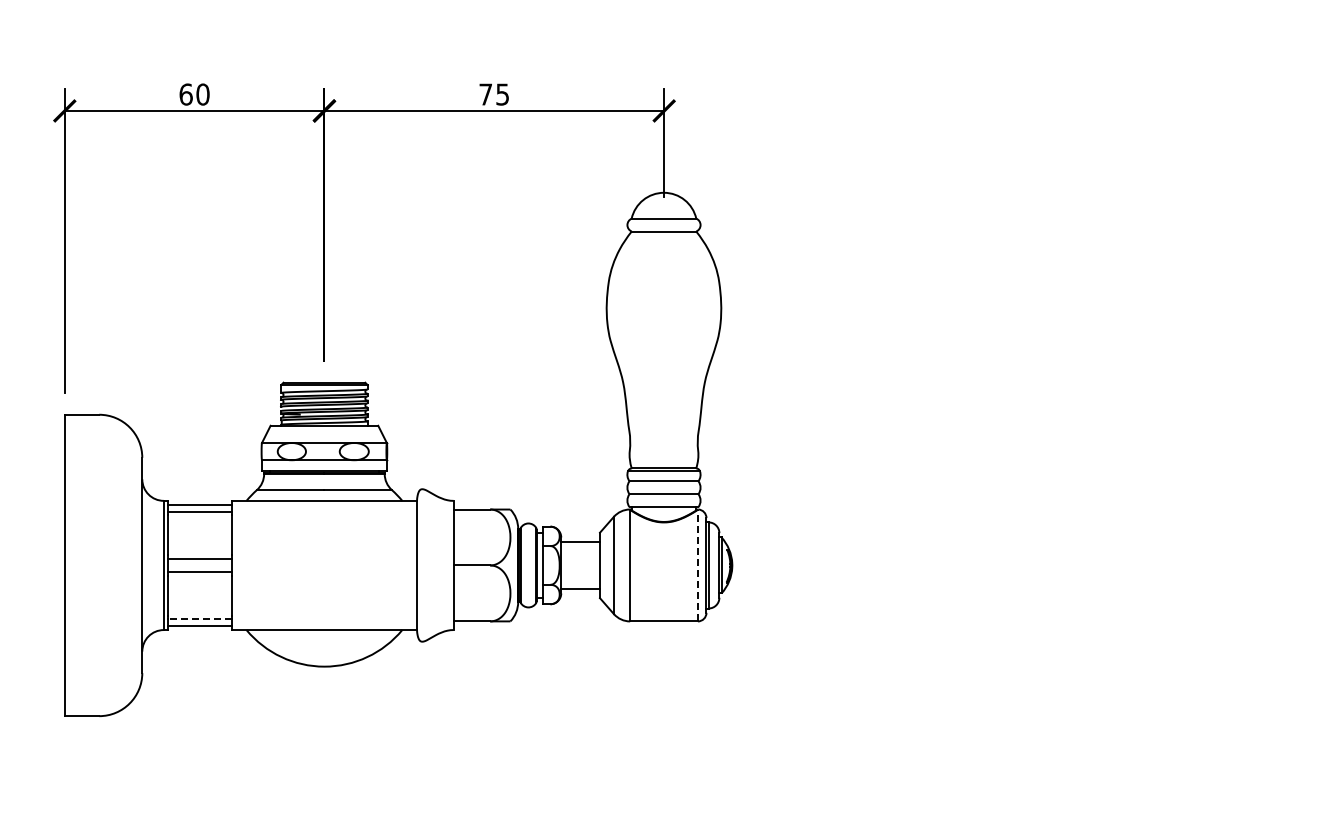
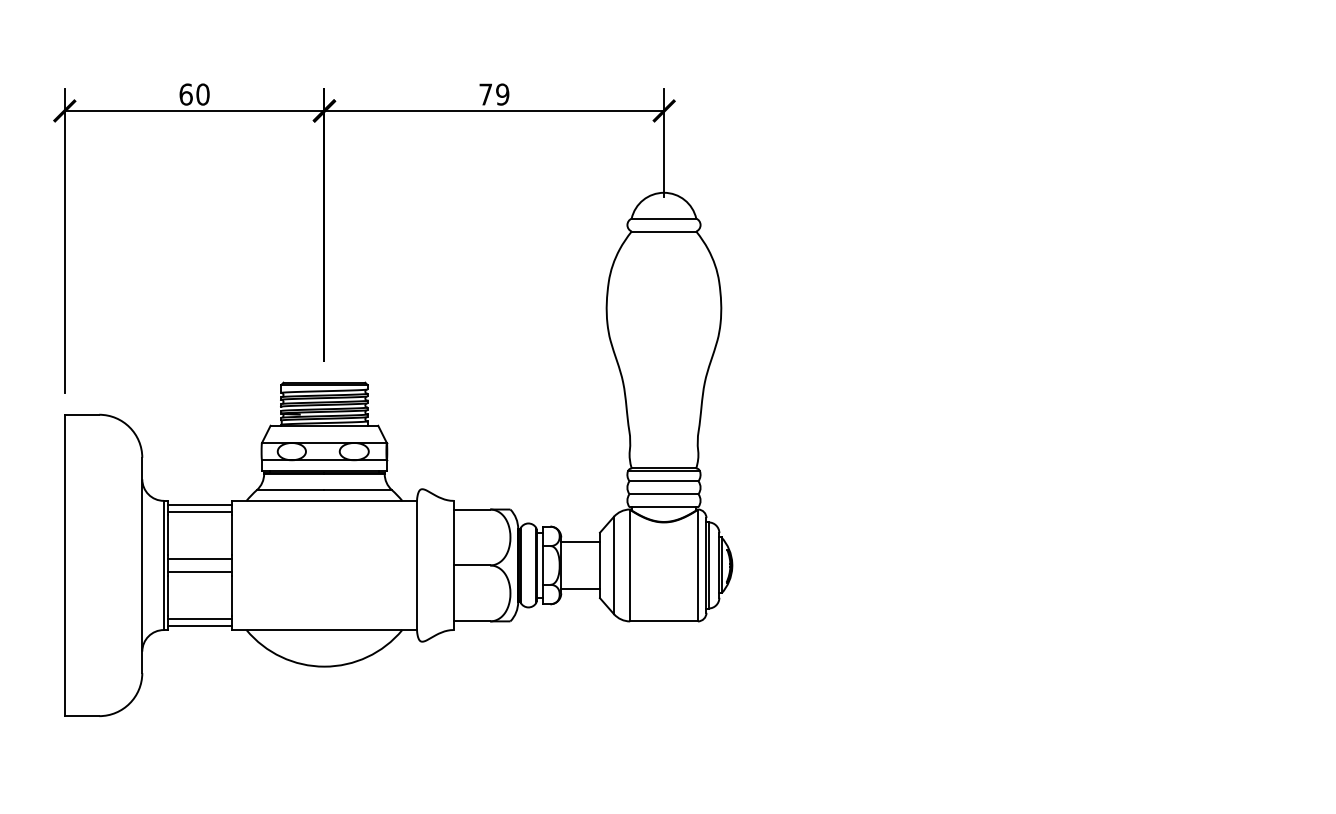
text: 75 -> 79 (502, 94)
line: dashed -> solid (697, 565)
line: dashed -> solid (200, 619)
